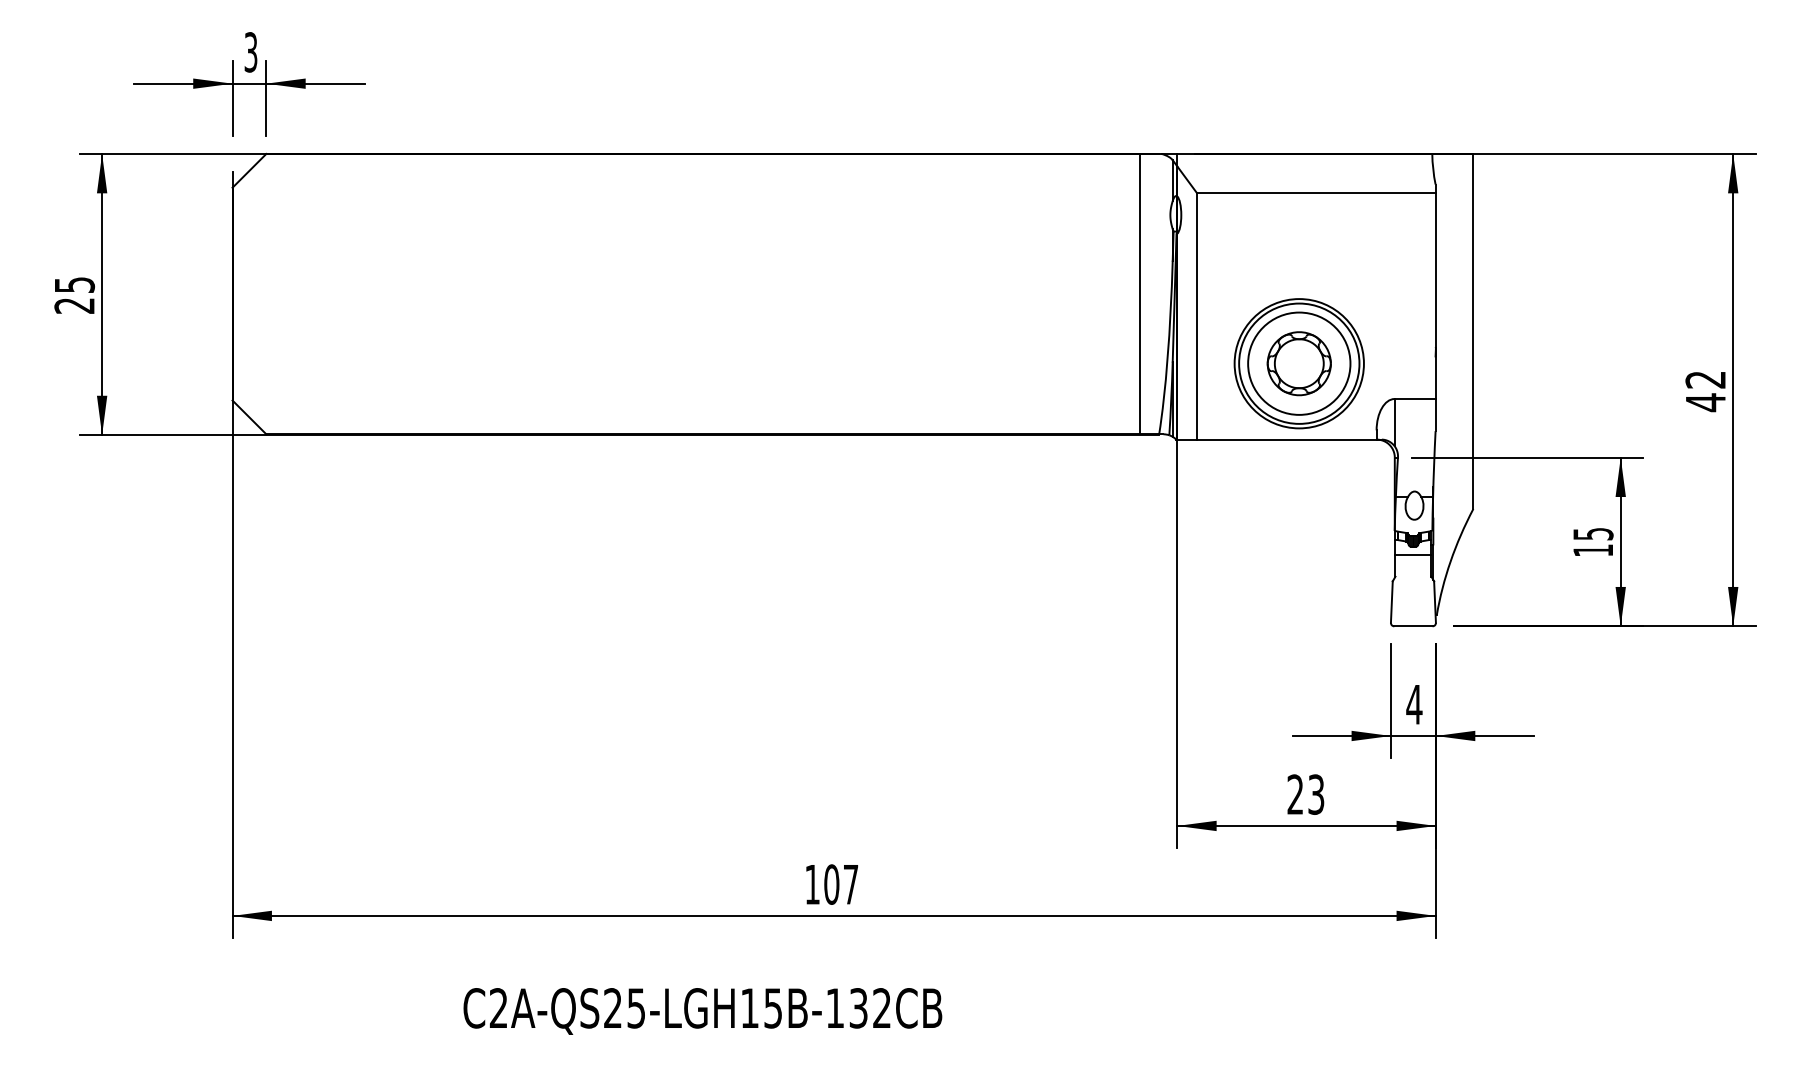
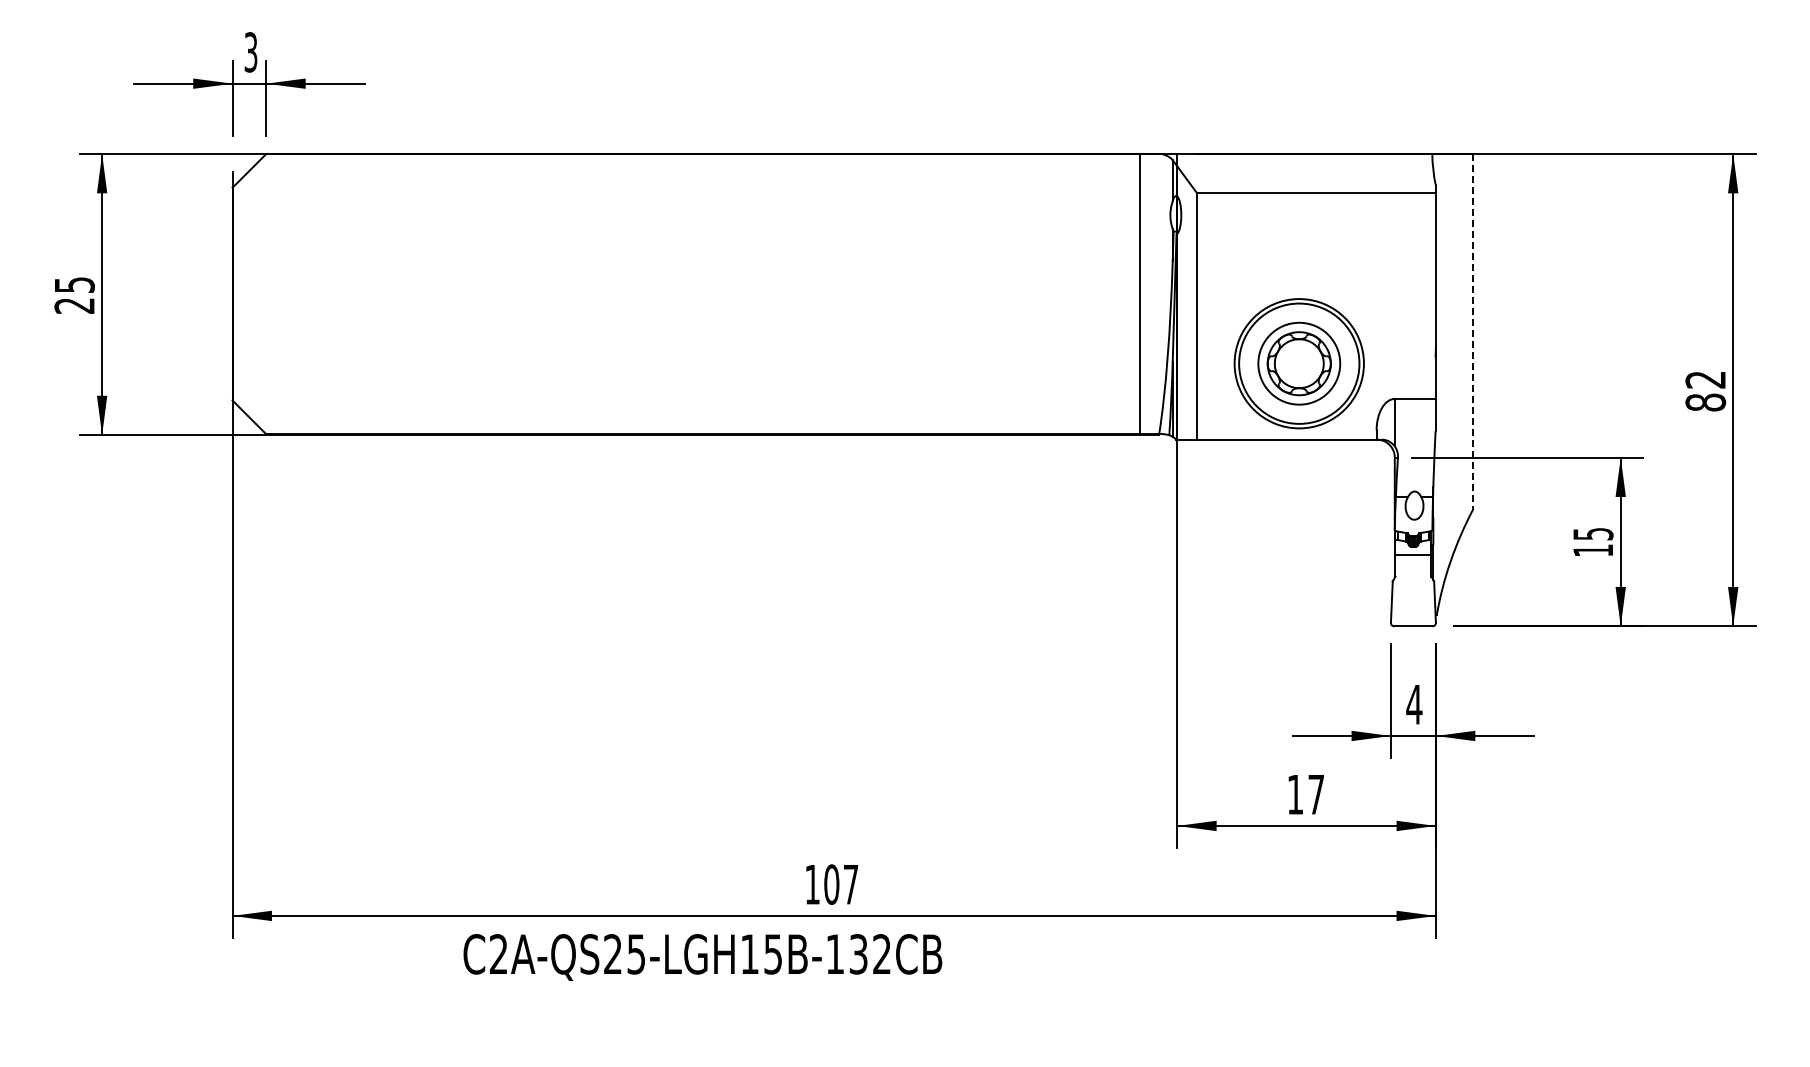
line: solid -> dashed (1473, 331)
circle diameter: 102 px -> 82 px (1299, 363)
text: 42 -> 82 (1705, 402)
text: 23 -> 17 (1305, 794)
text position: (702, 1011) -> (702, 957) (702, 957)
